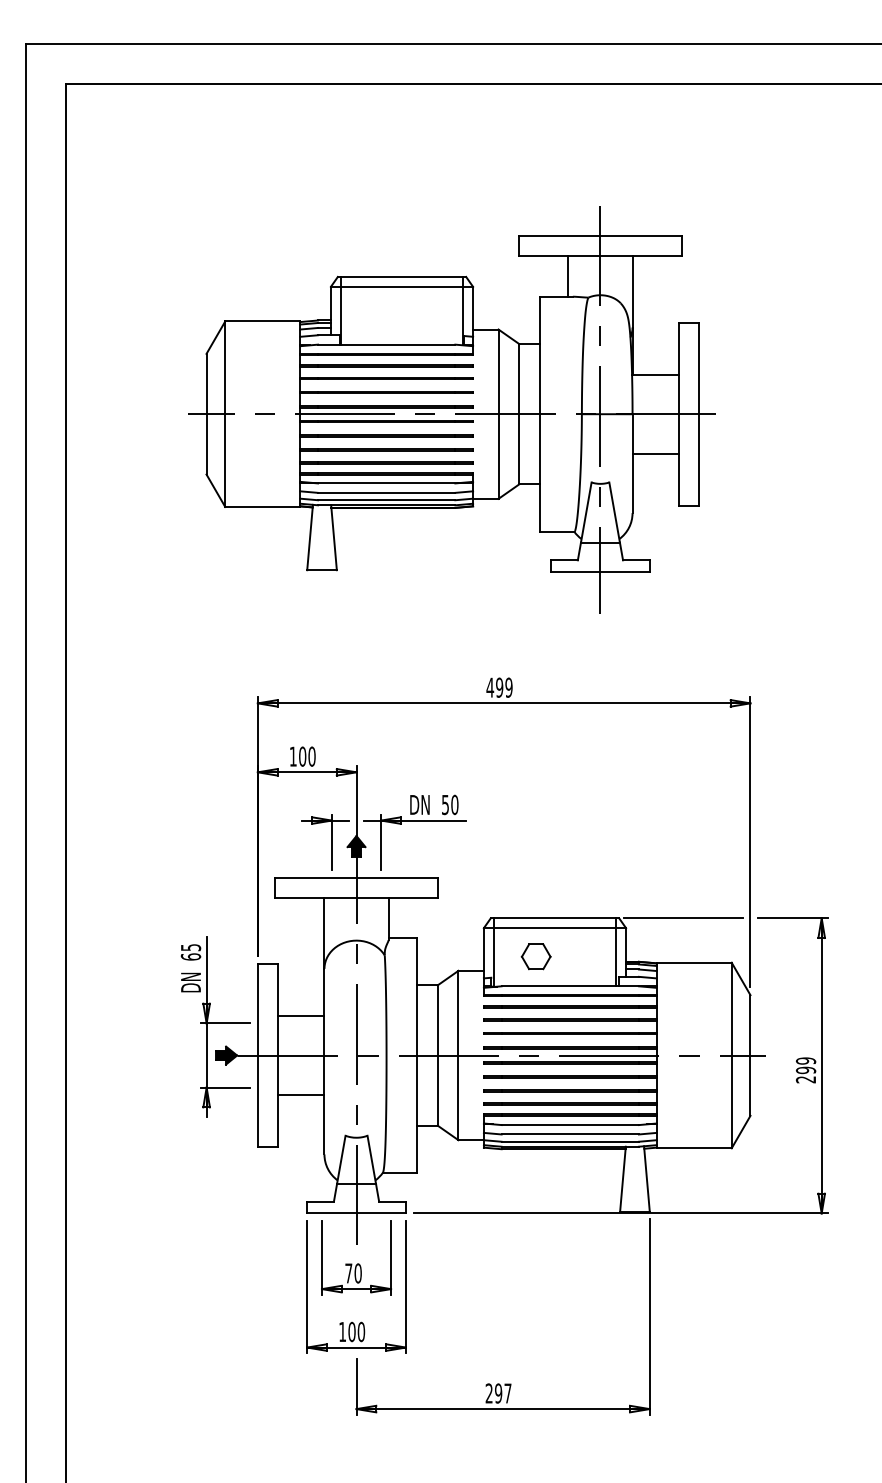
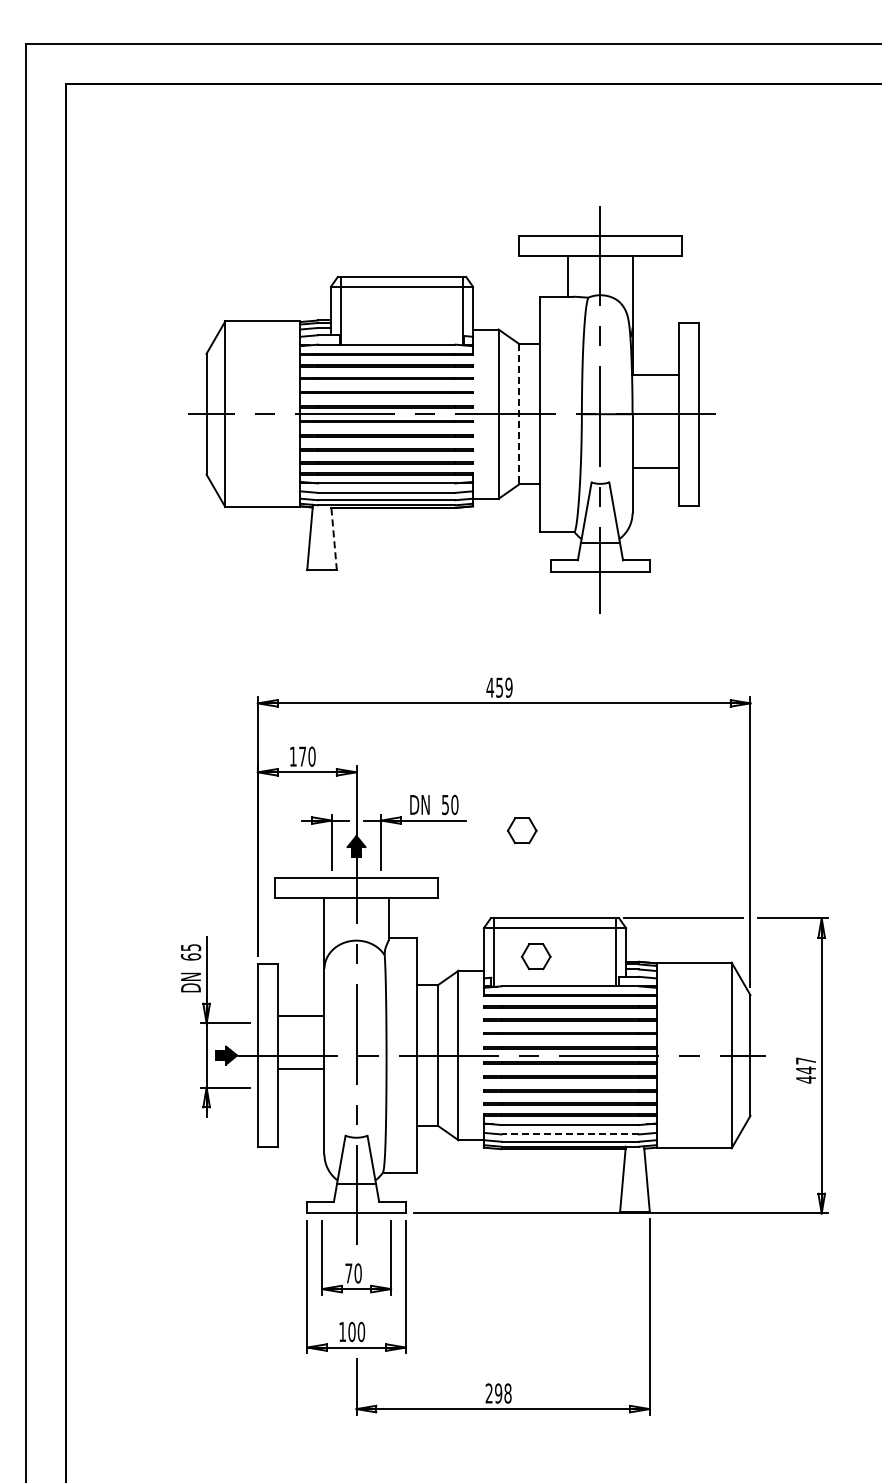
line: solid -> dashed (519, 414)
line position: (655, 453) -> (655, 467) (655, 467)
line: solid -> dashed (334, 537)
text: 499 -> 459 (499, 687)
text: 100 -> 170 (302, 756)
part: none -> present (521, 830)
text: 299 -> 447 (805, 1070)
line position: (300, 1095) -> (300, 1069) (300, 1069)
line: solid -> dashed (570, 1134)
text: 297 -> 298 (507, 1393)
